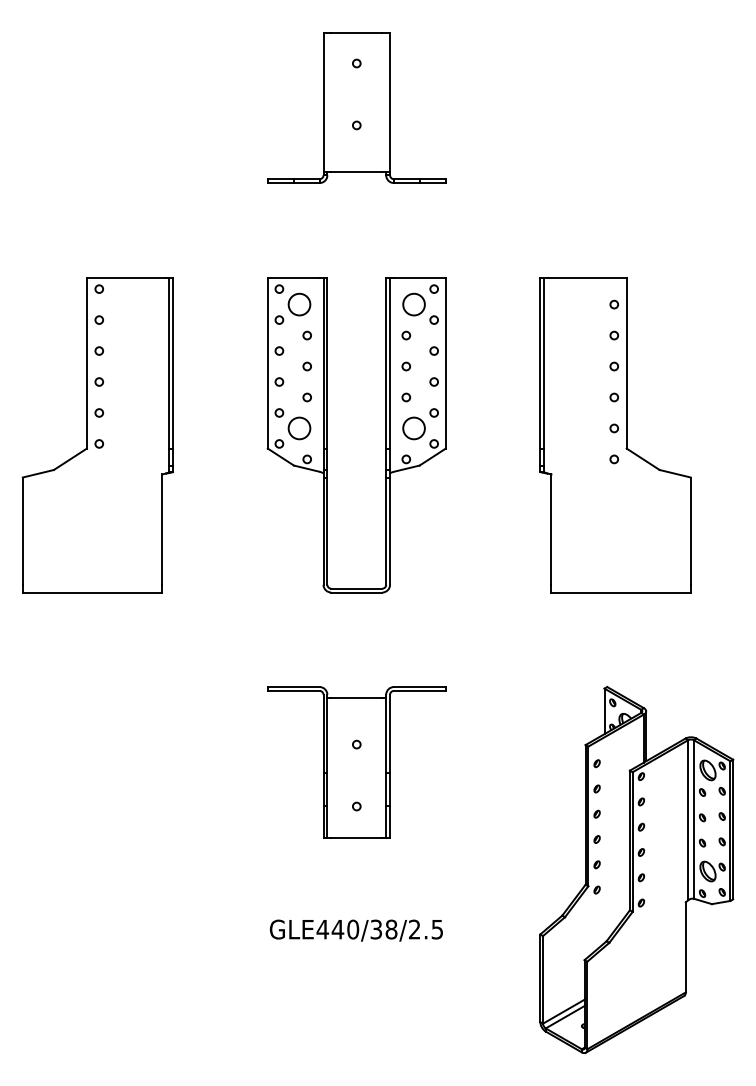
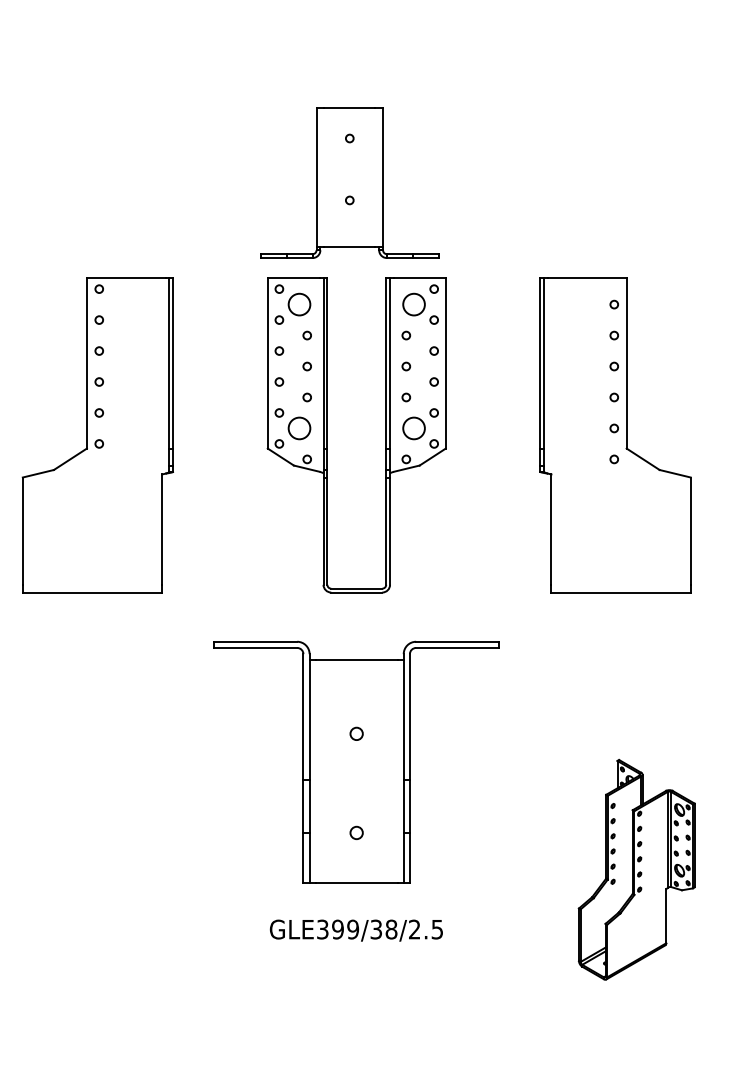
part position: (356, 107) -> (349, 182) (349, 182)
part size: 180x153 px -> 287x244 px (356, 761)
part size: 196x369 px -> 119x223 px (636, 869)
text: GLE440/38/2.5 -> GLE399/38/2.5 (337, 929)
